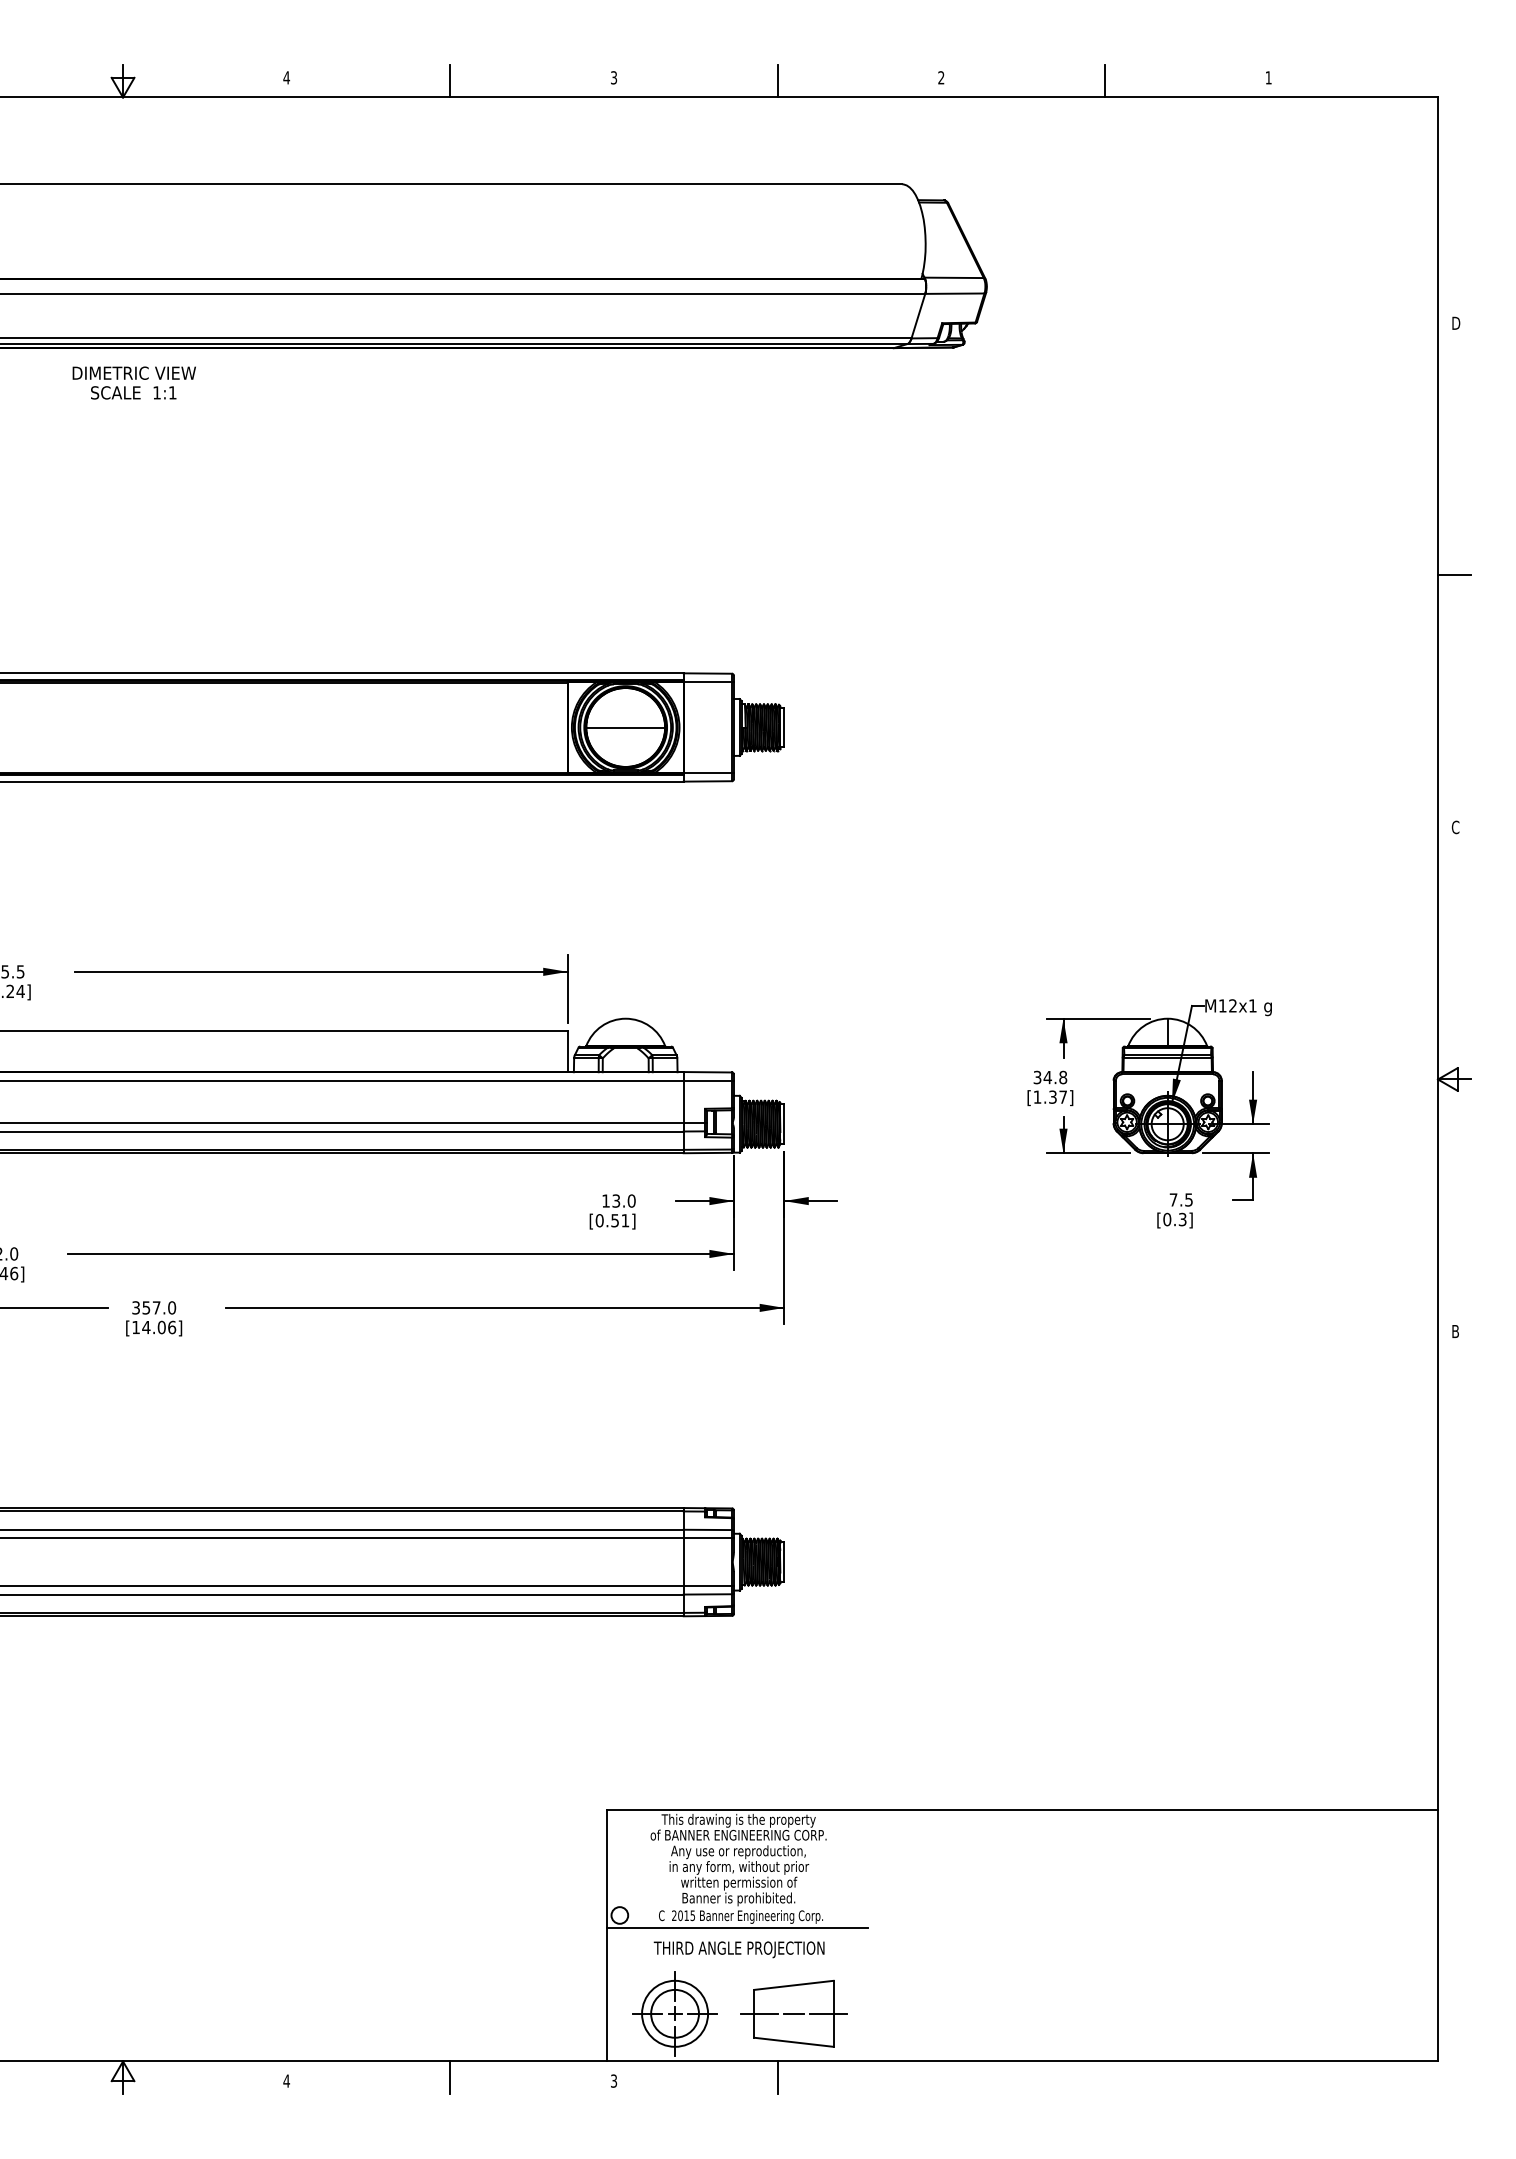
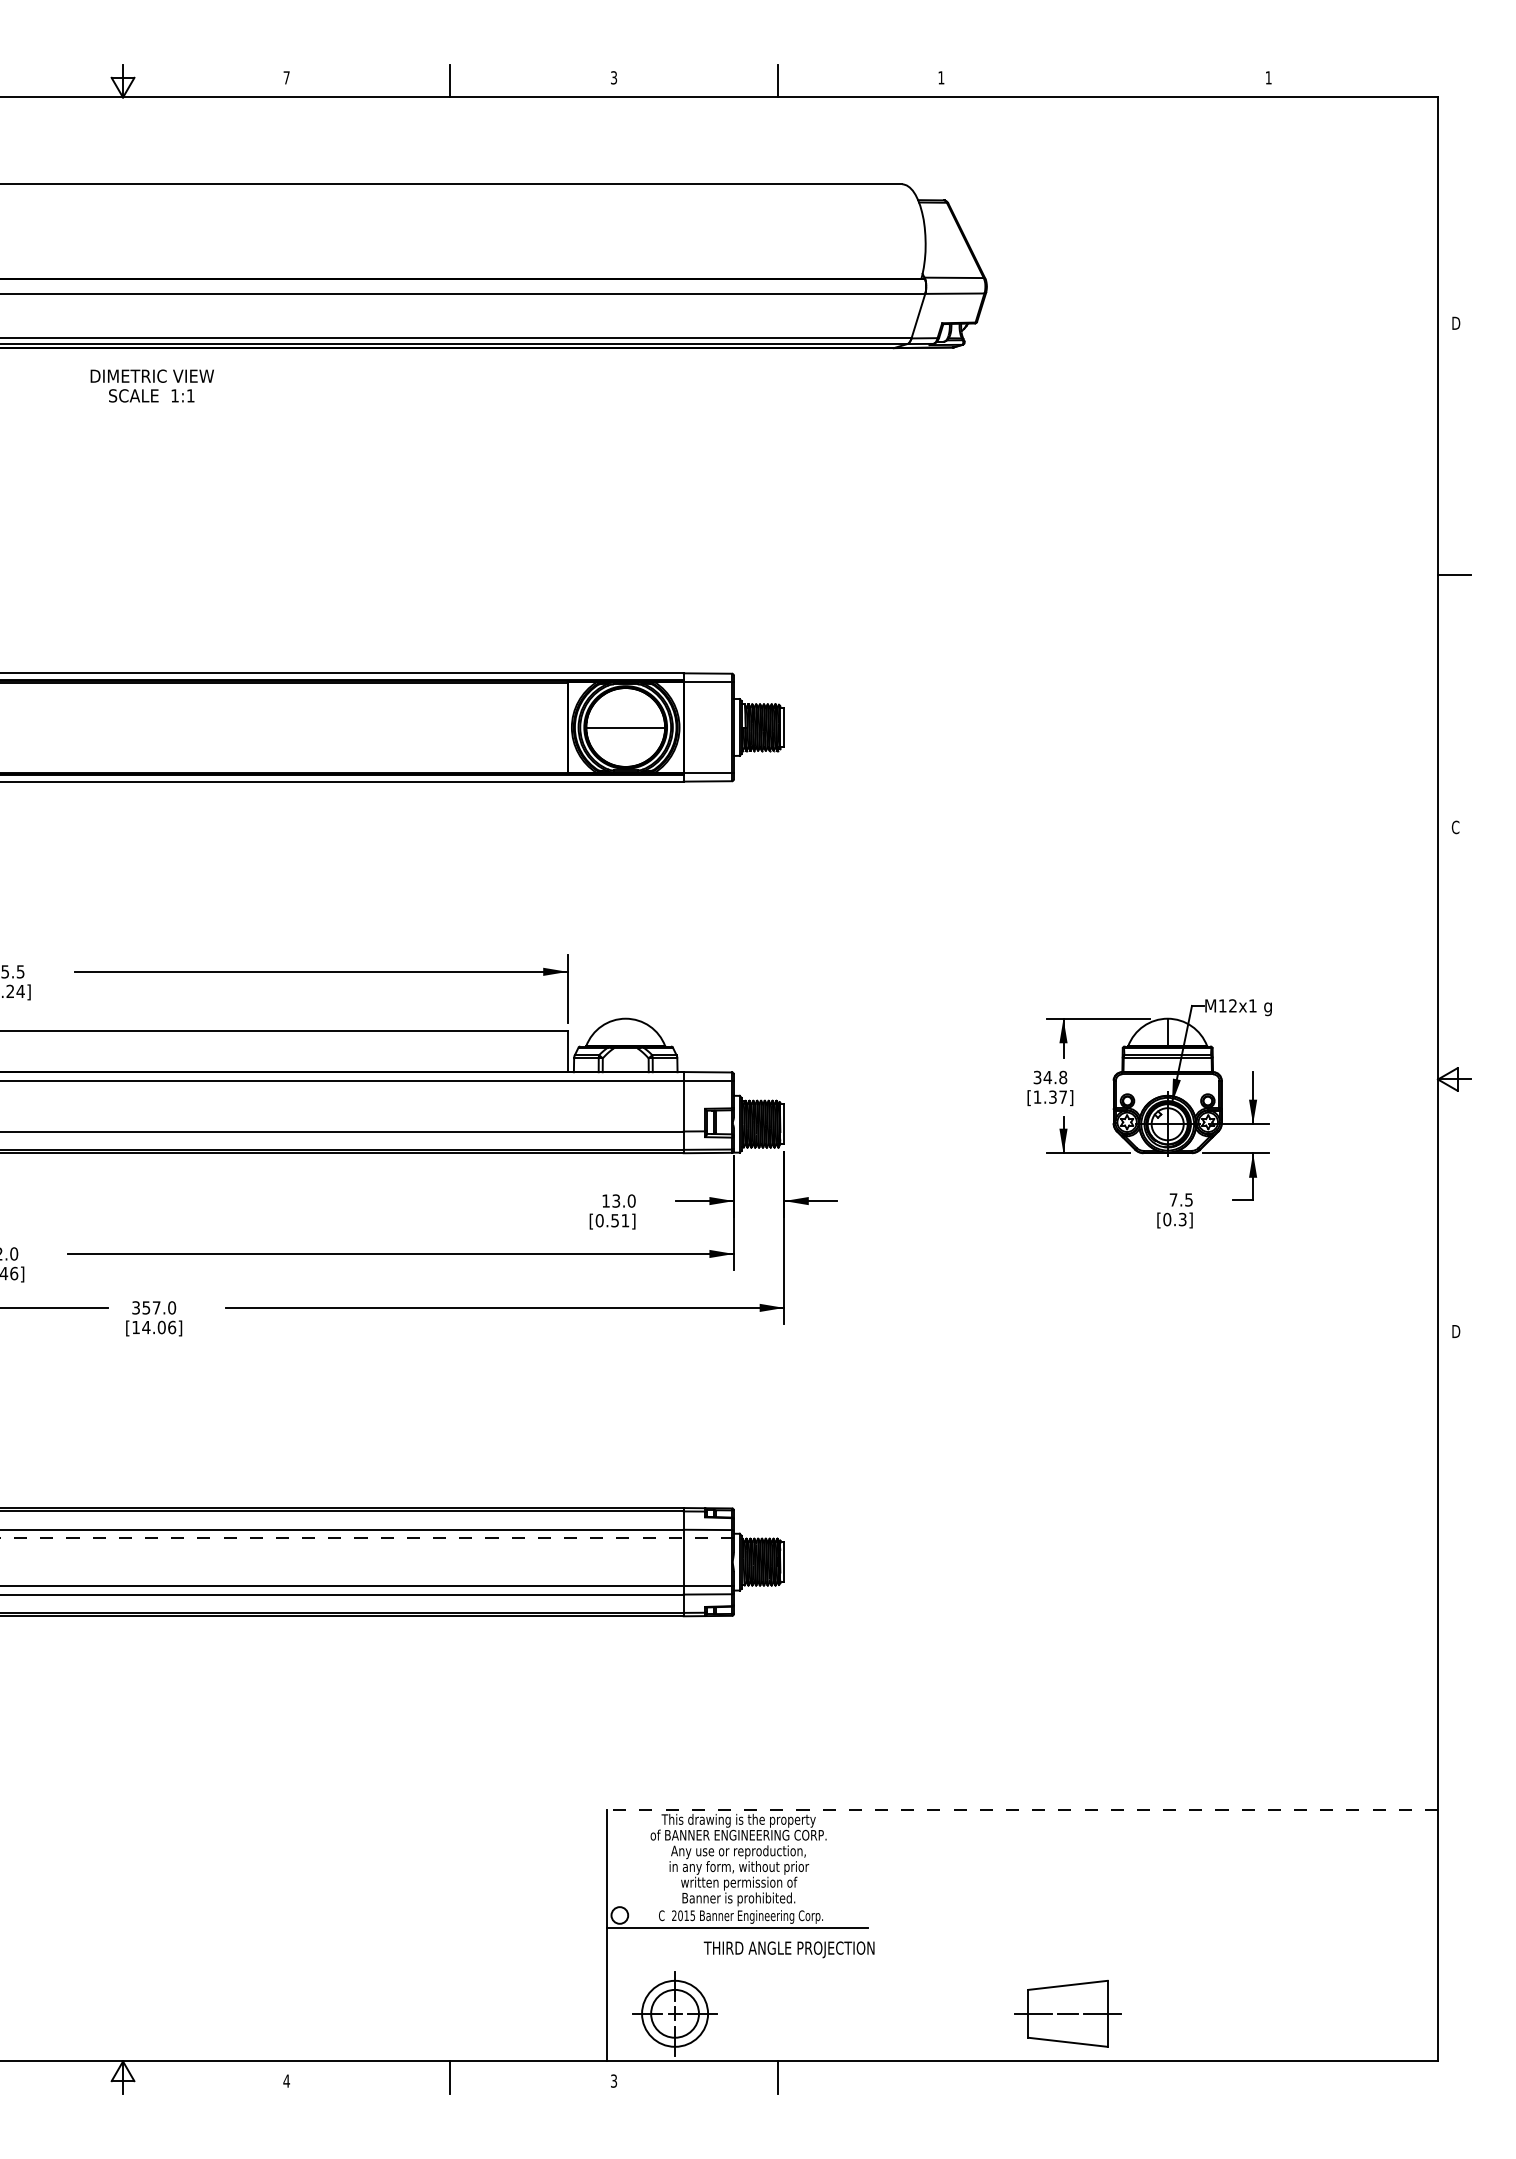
text: 4 -> 7 (286, 77)
text: 2 -> 1 (941, 77)
line: present -> none (1105, 80)
text position: (133, 382) -> (151, 385) (151, 385)
line: present -> none (354, 1123)
text: B -> D (1456, 1331)
line: solid -> dashed (367, 1537)
line: solid -> dashed (1022, 1810)
text position: (738, 1949) -> (788, 1949) (788, 1949)
part position: (793, 2013) -> (1067, 2013) (1067, 2013)
